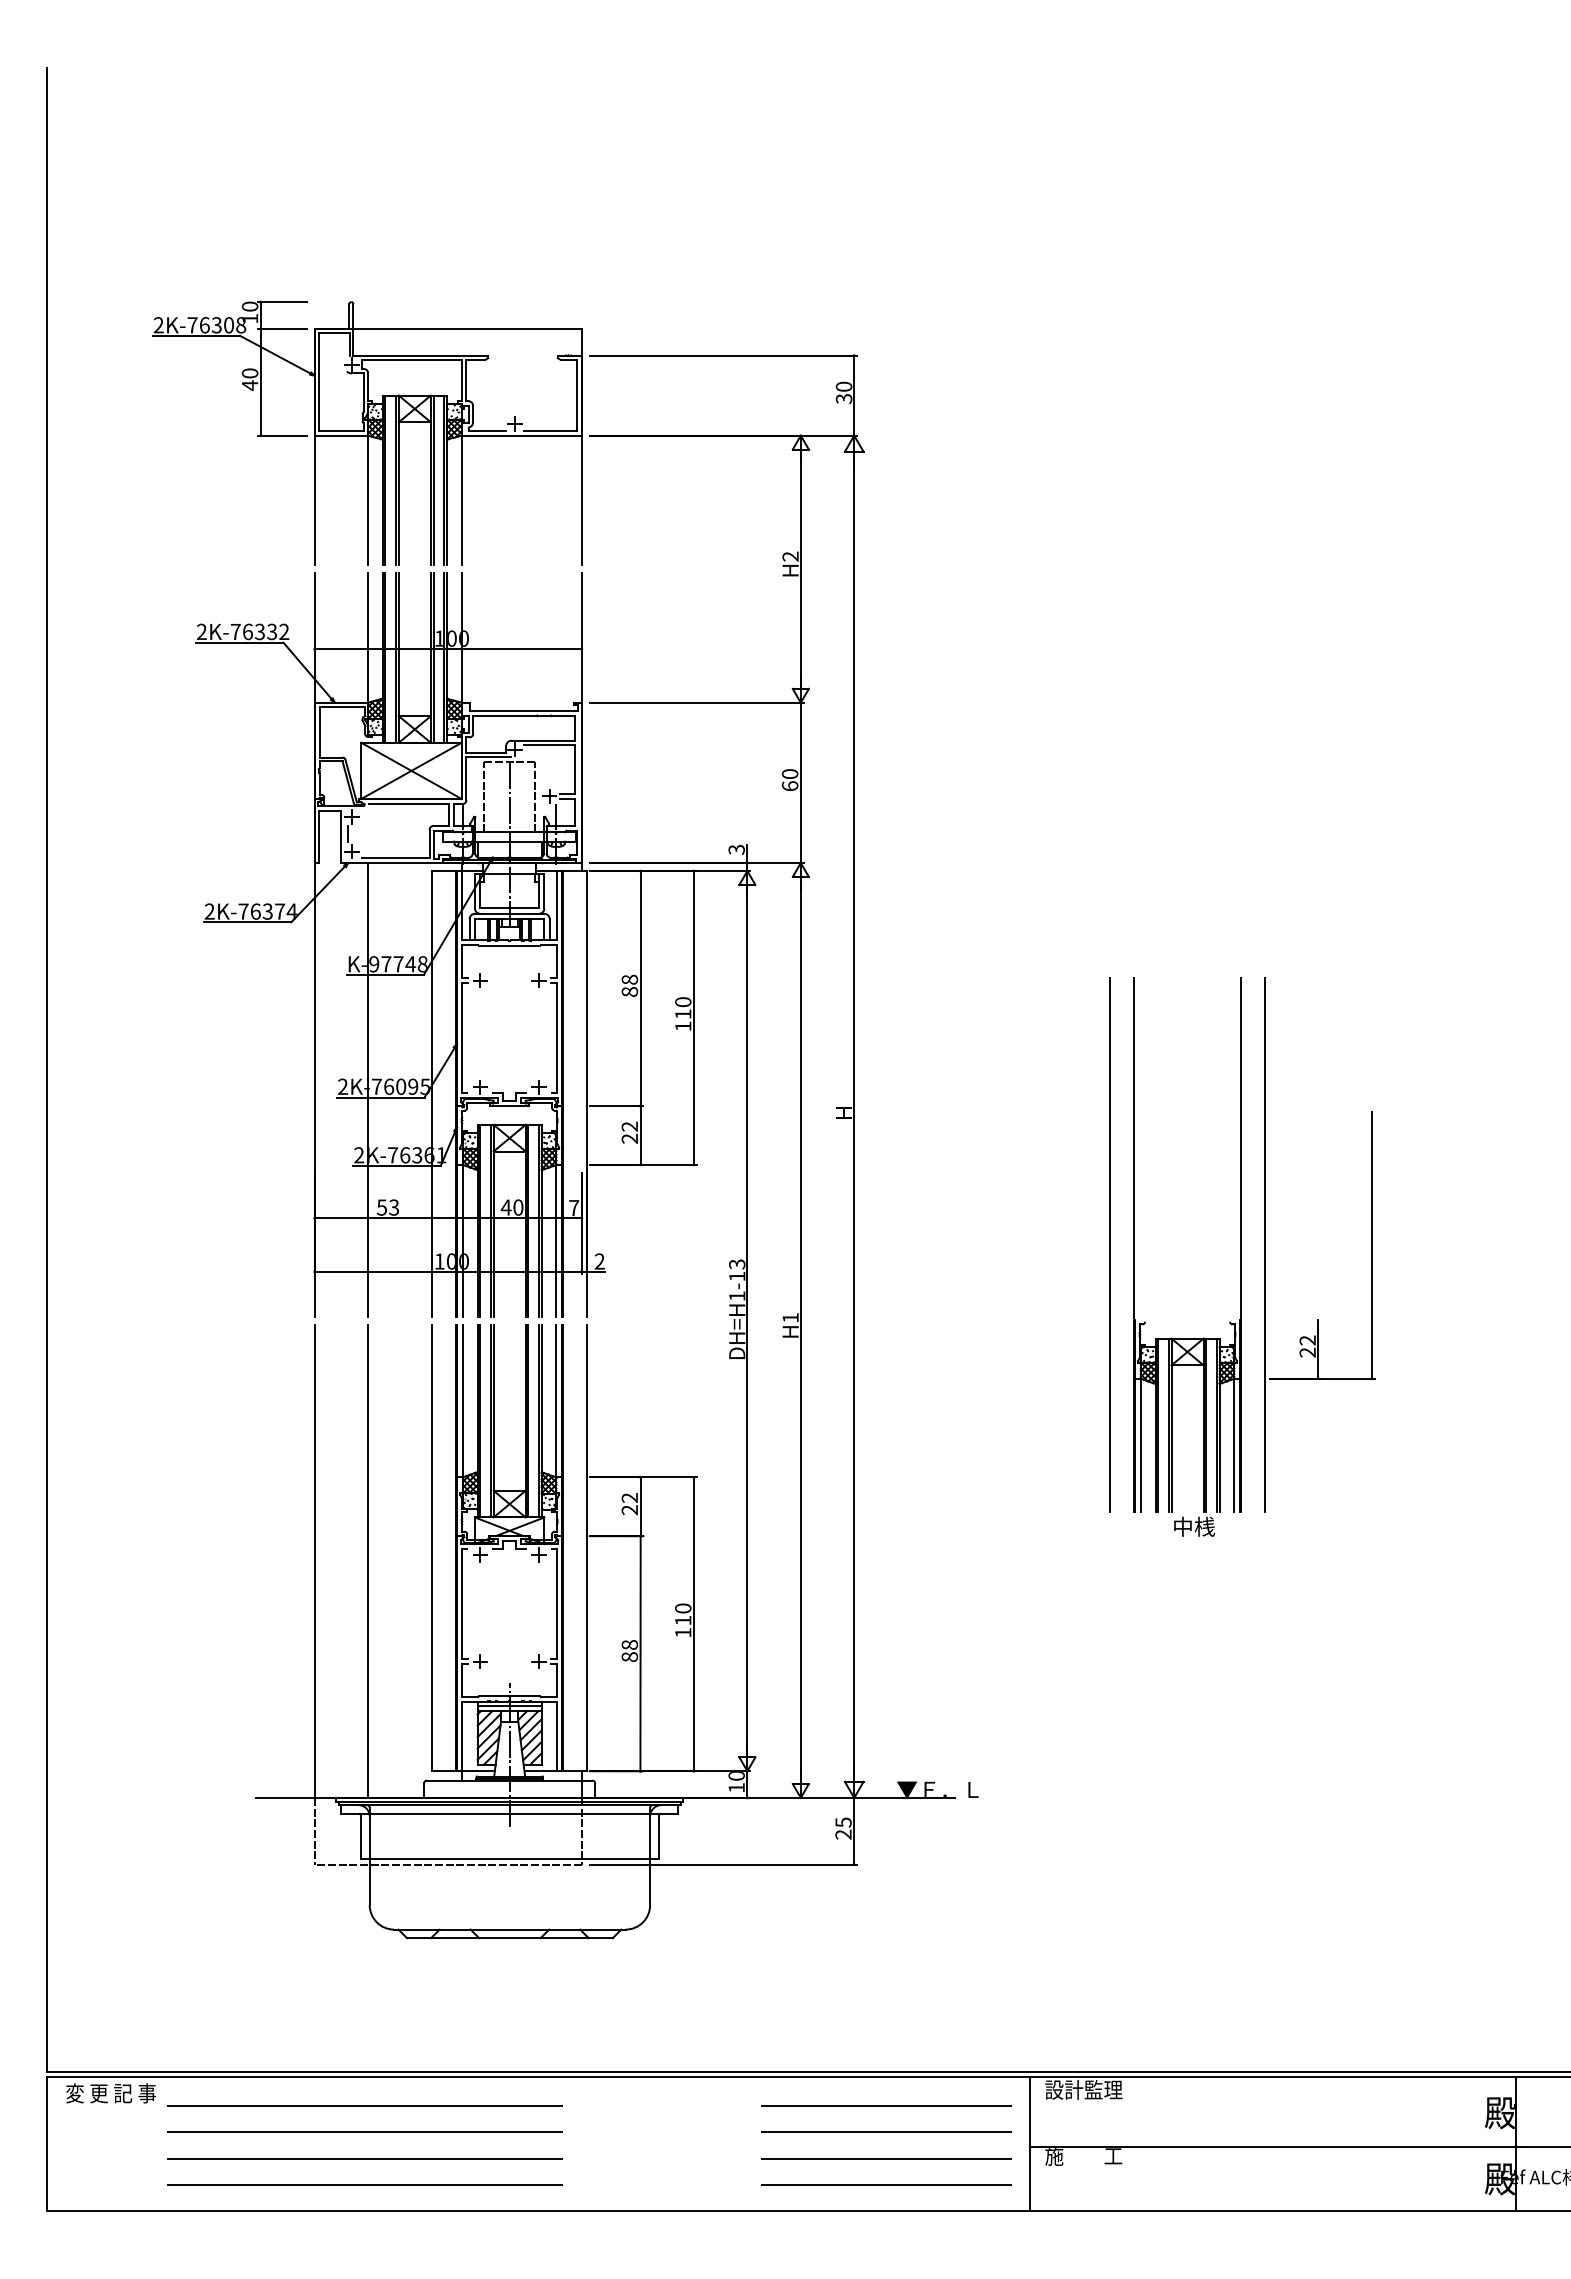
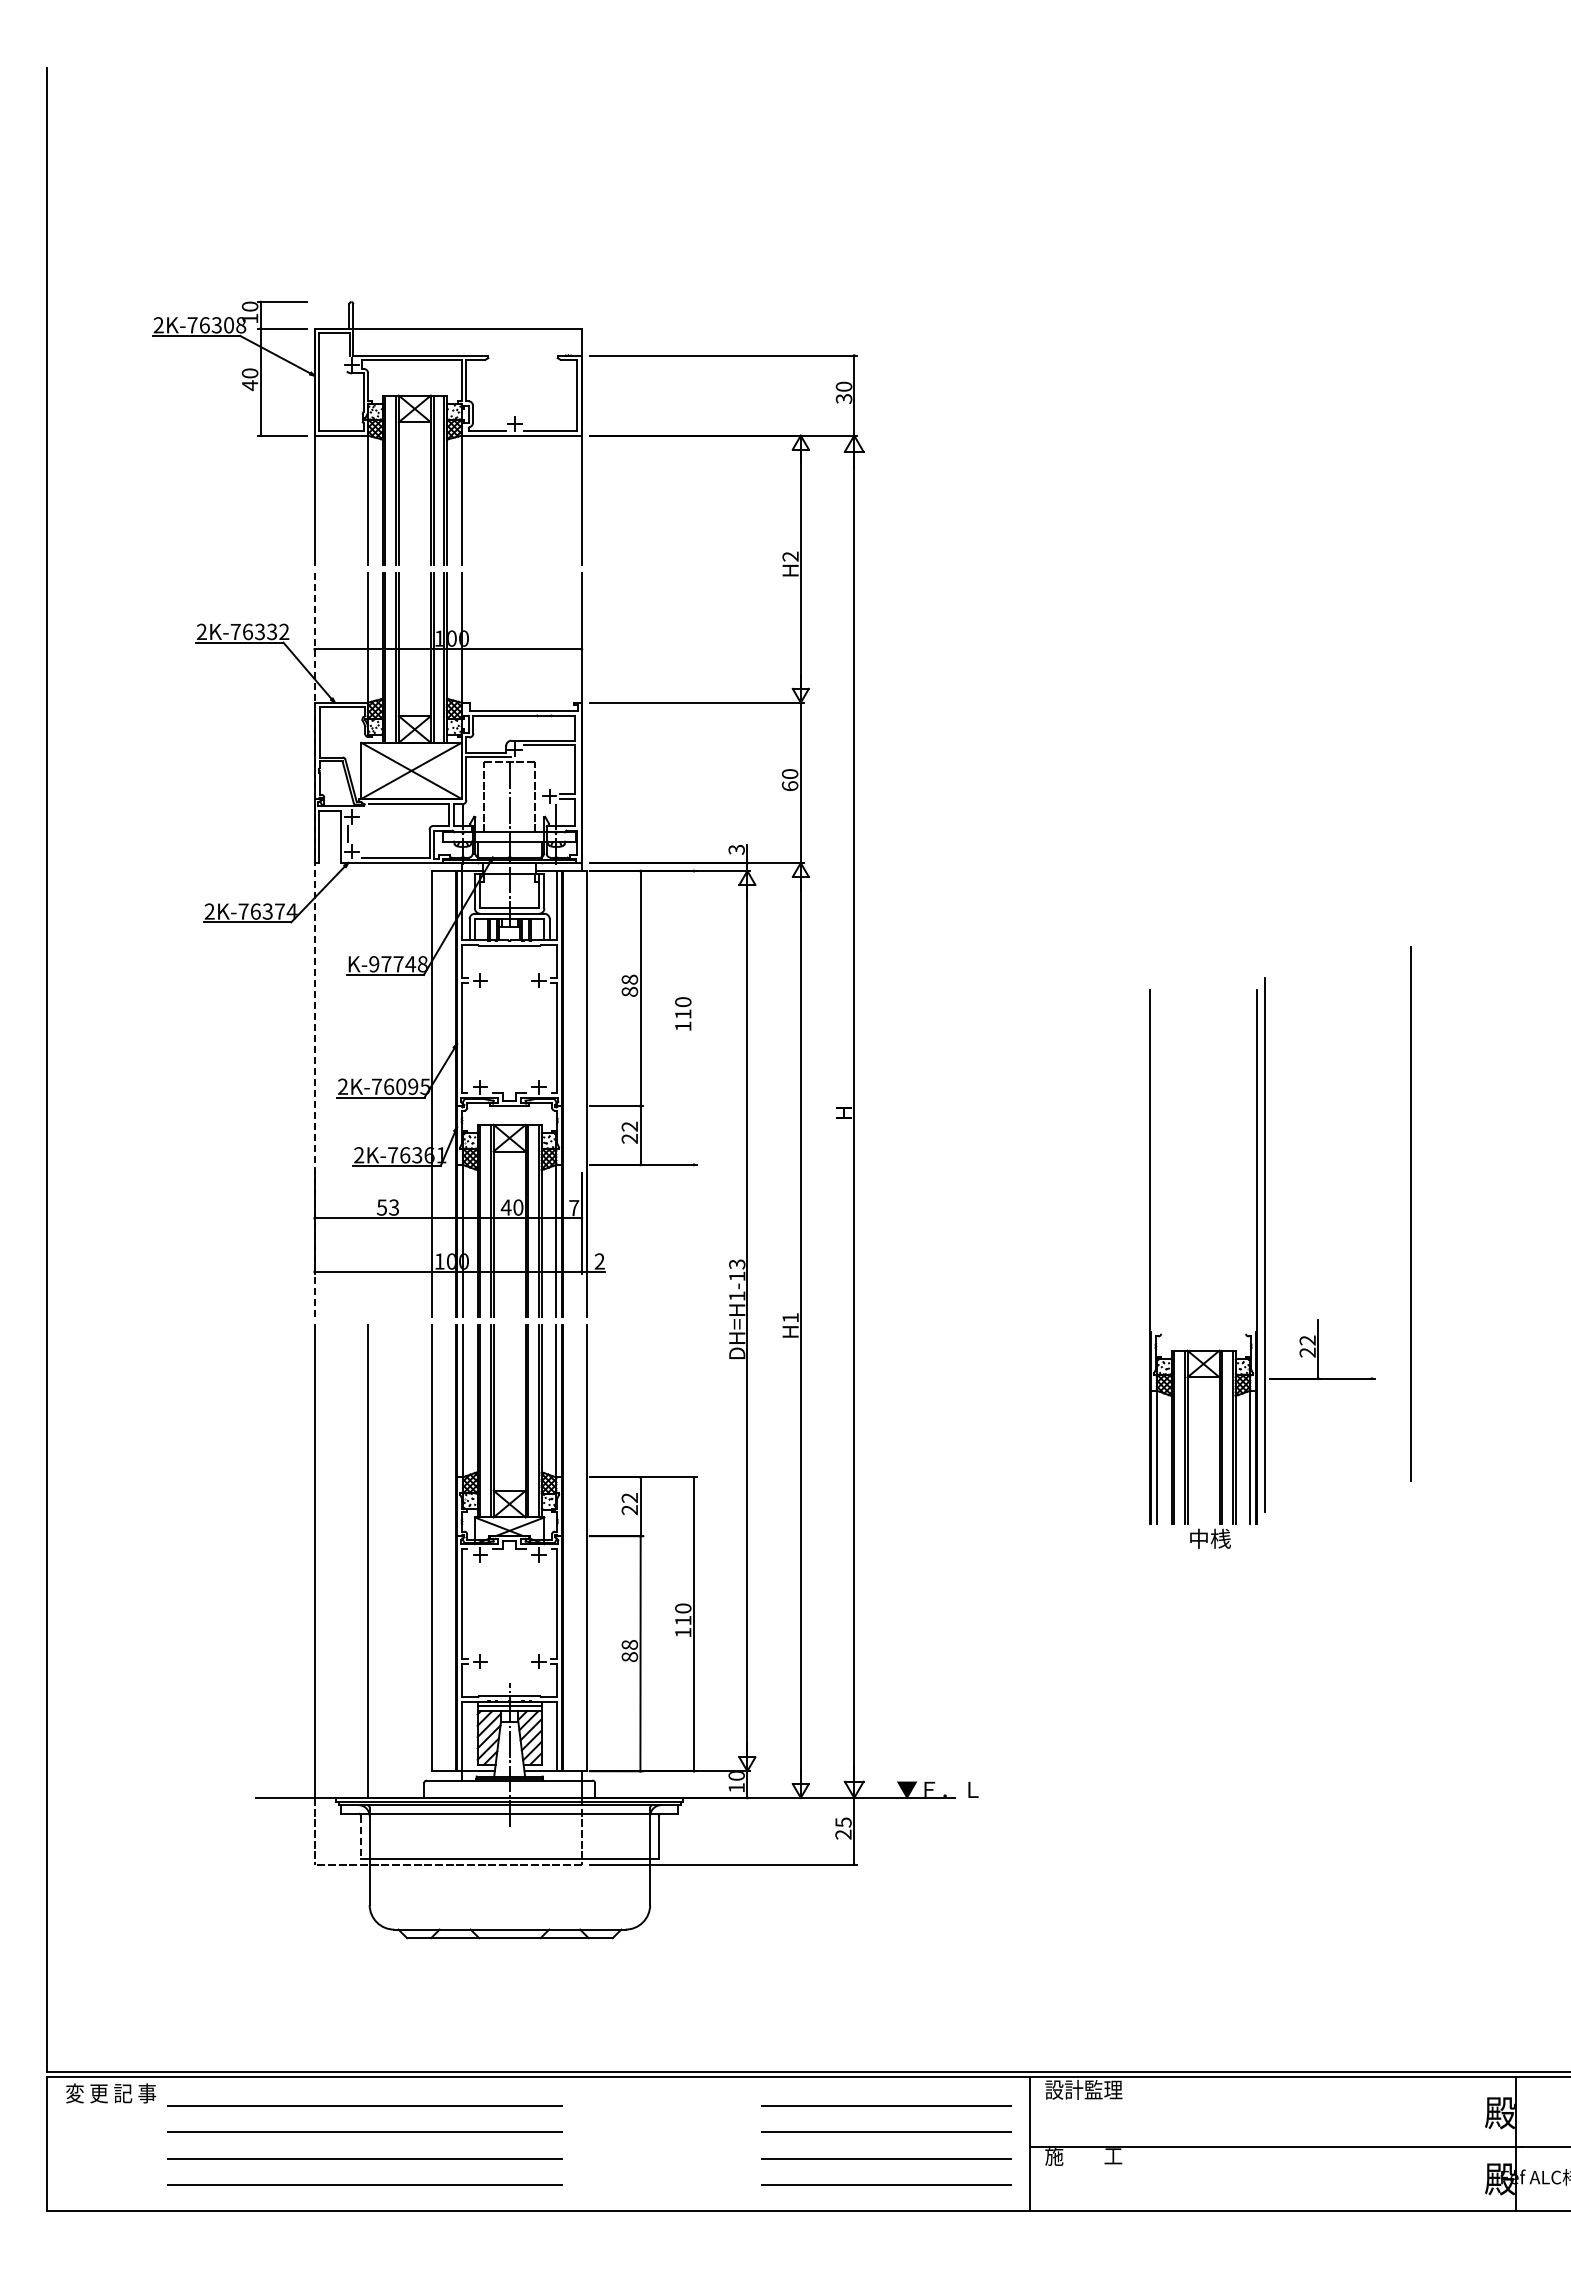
line: solid -> dashed (314, 945)
line: present -> none (693, 1017)
line: present -> none (368, 1090)
line position: (1109, 1244) -> (1410, 1213) (1410, 1213)
line: present -> none (1371, 1244)
part position: (1134, 1256) -> (1150, 1268) (1150, 1268)
line: solid -> dashed (361, 1837)
